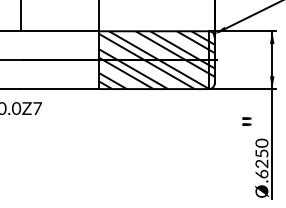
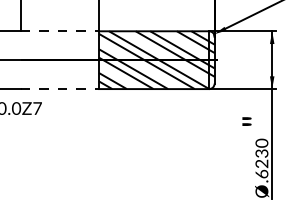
line: solid -> dashed (60, 31)
line: solid -> dashed (60, 89)
text: .6250 -> .6230 (261, 153)
